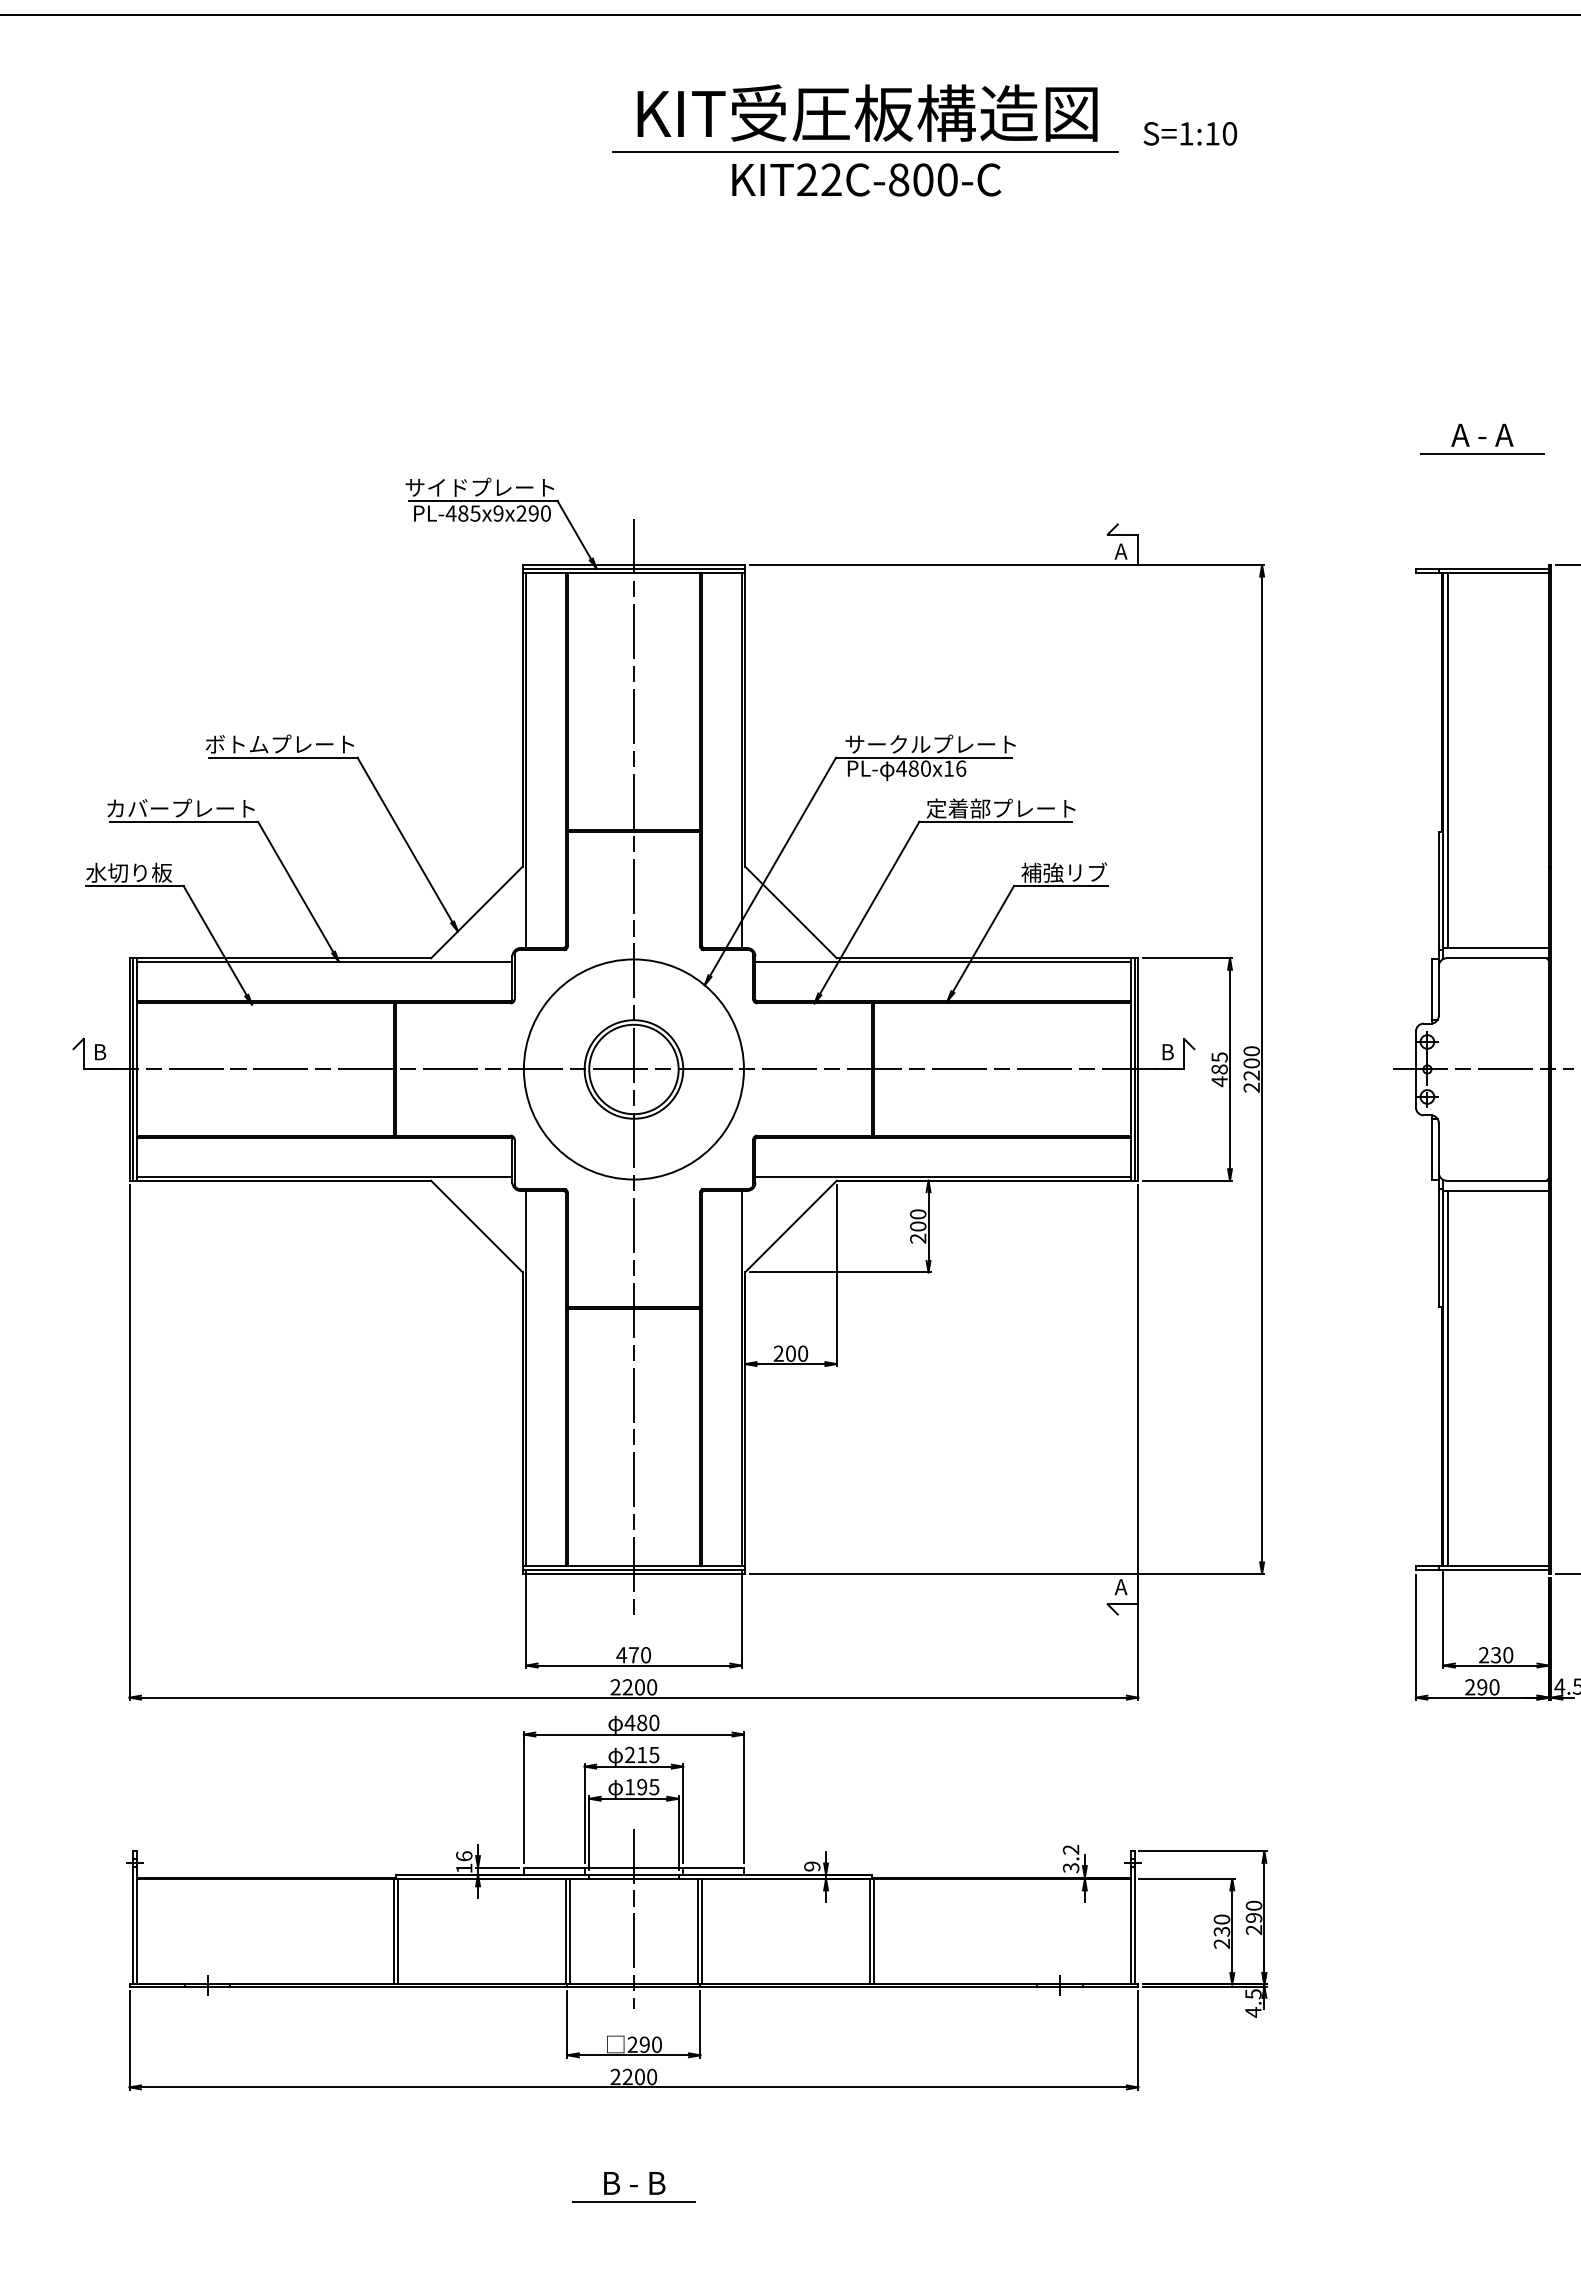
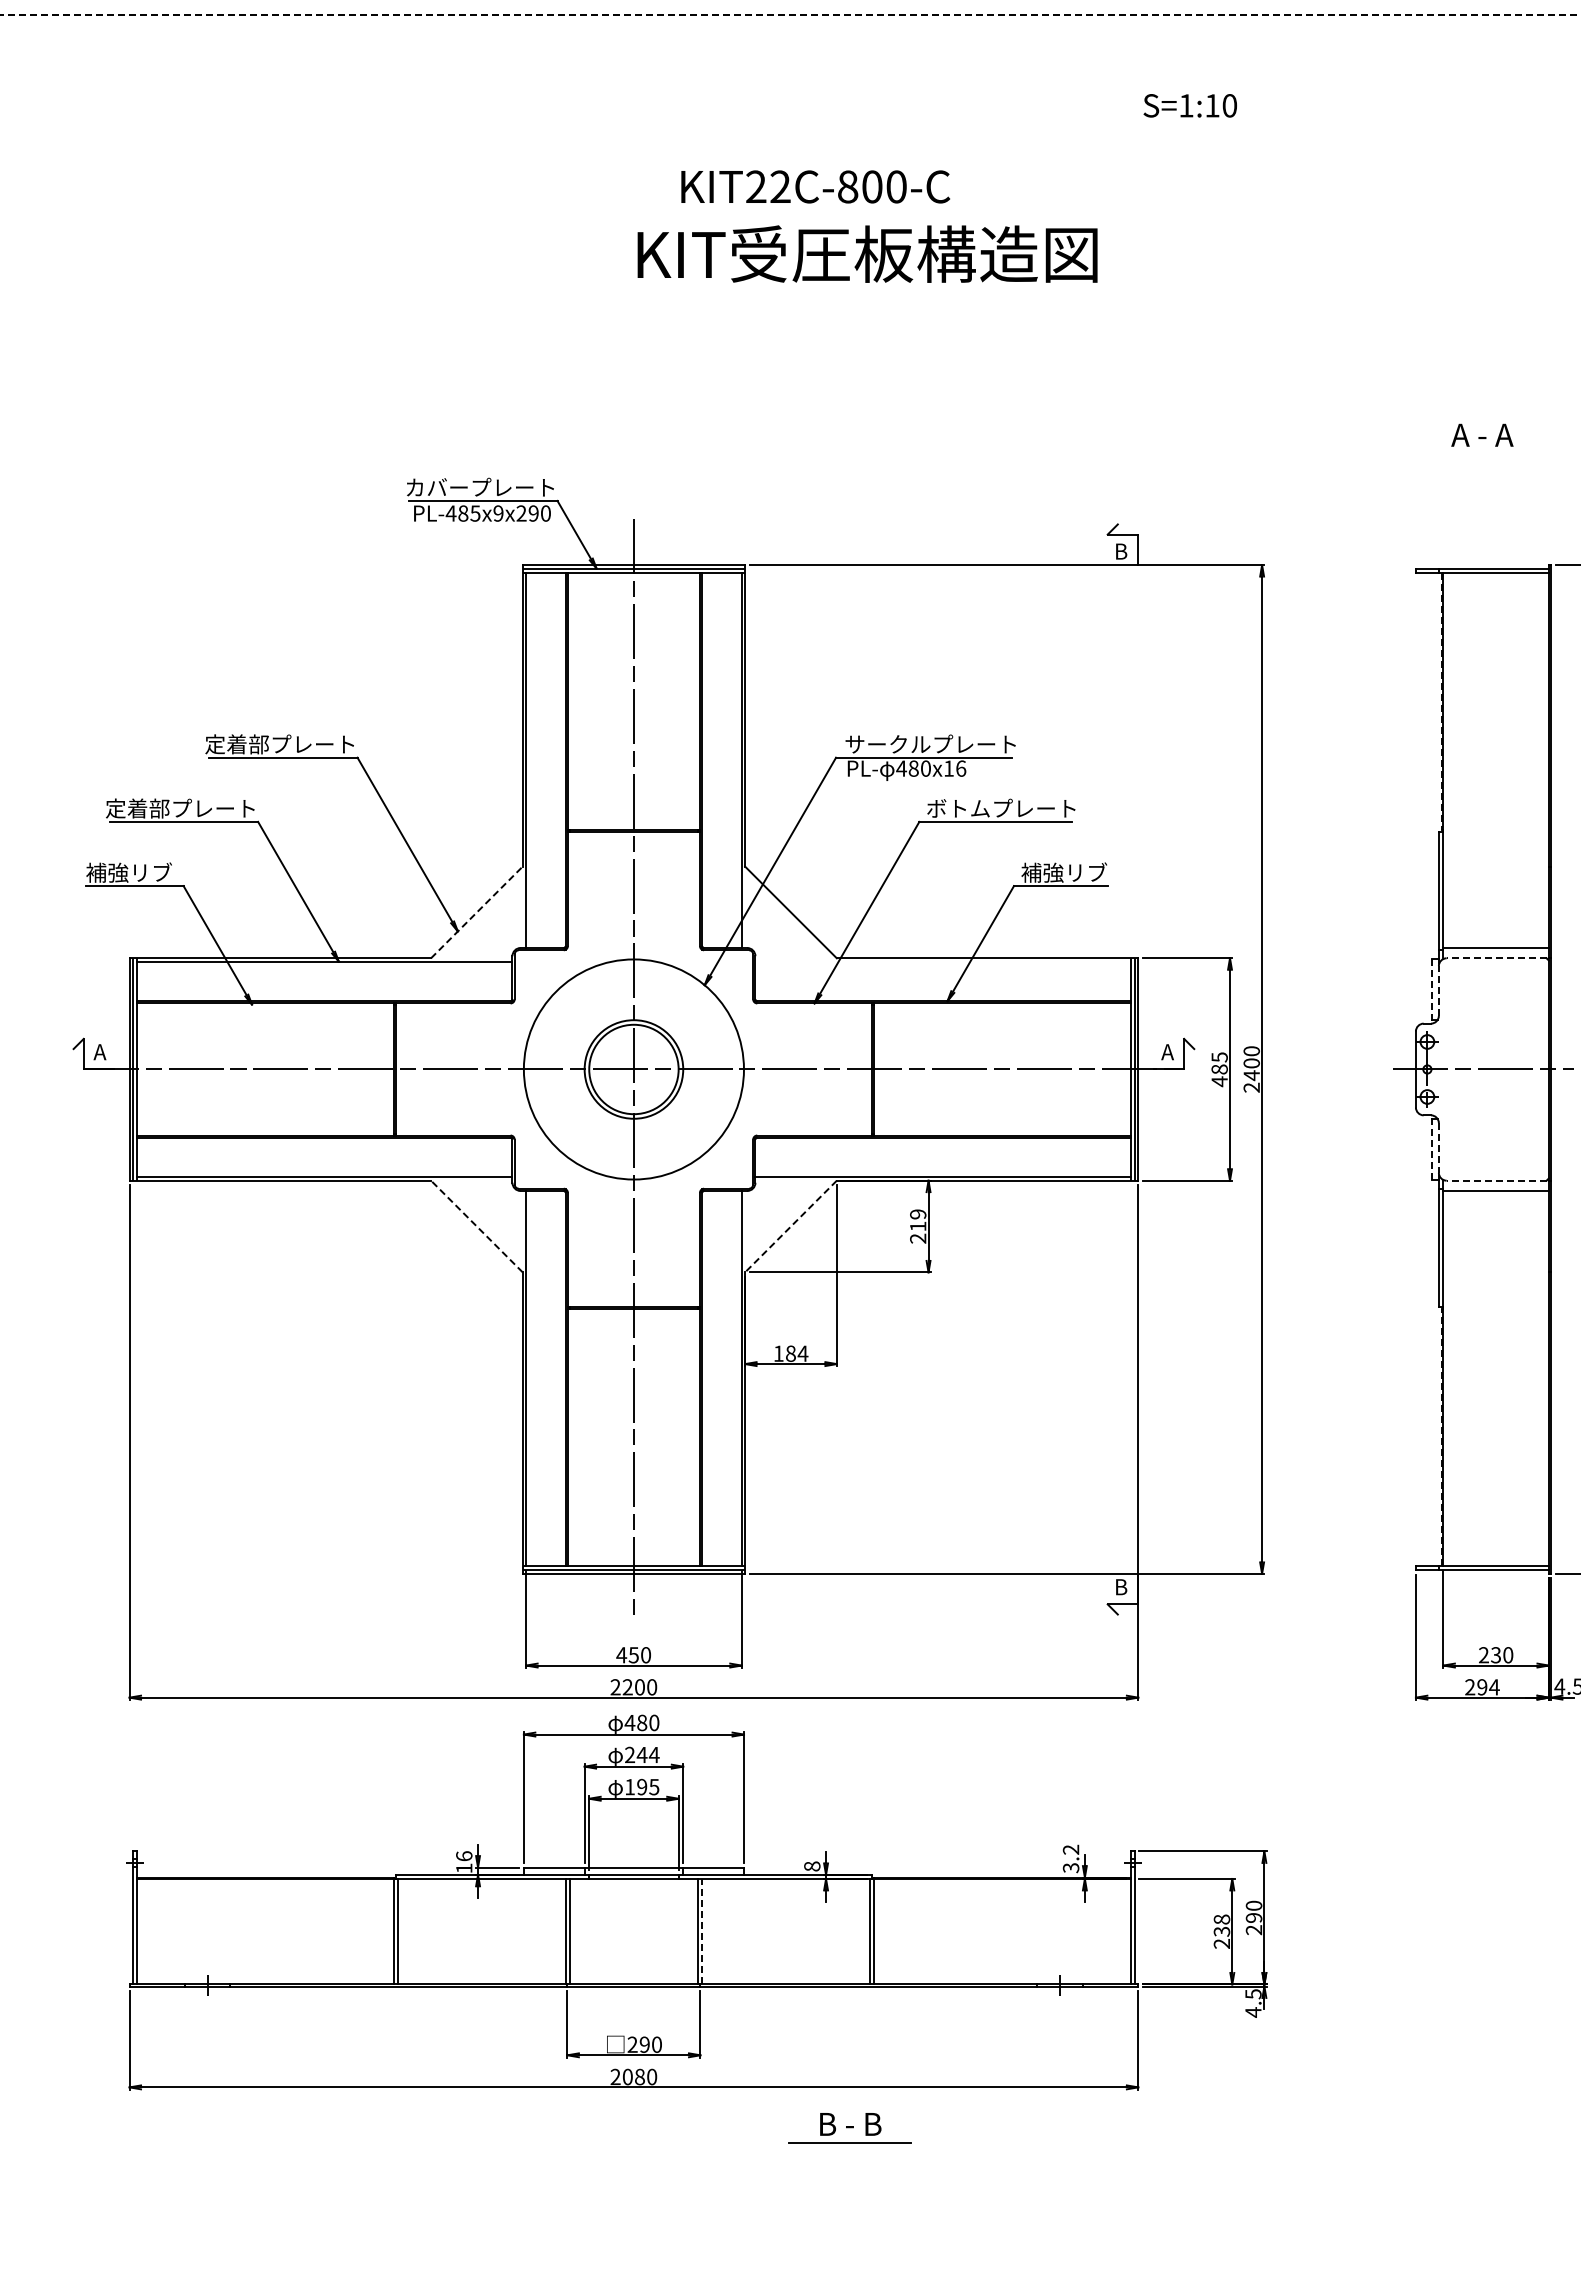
line: solid -> dashed (791, 14)
text position: (867, 112) -> (867, 253) (867, 253)
text position: (1189, 133) -> (1189, 105) (1189, 105)
line: present -> none (865, 152)
text position: (866, 179) -> (815, 186) (815, 186)
line: present -> none (1482, 453)
text: サイドプレート -> カバープレート (436, 487)
text: A -> B (1120, 551)
line: solid -> dashed (1441, 701)
text: ボトムプレート -> 定着部プレート (236, 744)
line: present -> none (1448, 759)
text: カバープレート -> 定着部プレート (137, 808)
text: 定着部プレート -> ボトムプレート (958, 808)
text: 水切り板 -> 補強リブ (129, 872)
line: solid -> dashed (476, 912)
line: solid -> dashed (1496, 958)
line: present -> none (942, 961)
line: solid -> dashed (1438, 990)
line: solid -> dashed (1431, 992)
text: B -> A (99, 1052)
text: B -> A (1167, 1052)
text: 2200 -> 2400 (1251, 1075)
line: solid -> dashed (1431, 1146)
line: solid -> dashed (1438, 1148)
line: solid -> dashed (1496, 1180)
text: 200 -> 219 (918, 1220)
line: solid -> dashed (476, 1226)
line: solid -> dashed (790, 1226)
text: 200 -> 184 (790, 1353)
line: present -> none (1448, 1378)
line: solid -> dashed (1441, 1437)
text: A -> B (1120, 1587)
text: 470 -> 450 (633, 1655)
text: 290 -> 294 (1494, 1687)
text: 215 -> 244 (647, 1755)
text: 9 -> 8 (812, 1866)
line: present -> none (633, 1918)
text: 230 -> 238 (1221, 1919)
line: solid -> dashed (702, 1931)
text: 2200 -> 2080 (633, 2076)
part position: (633, 2187) -> (849, 2128) (849, 2128)
